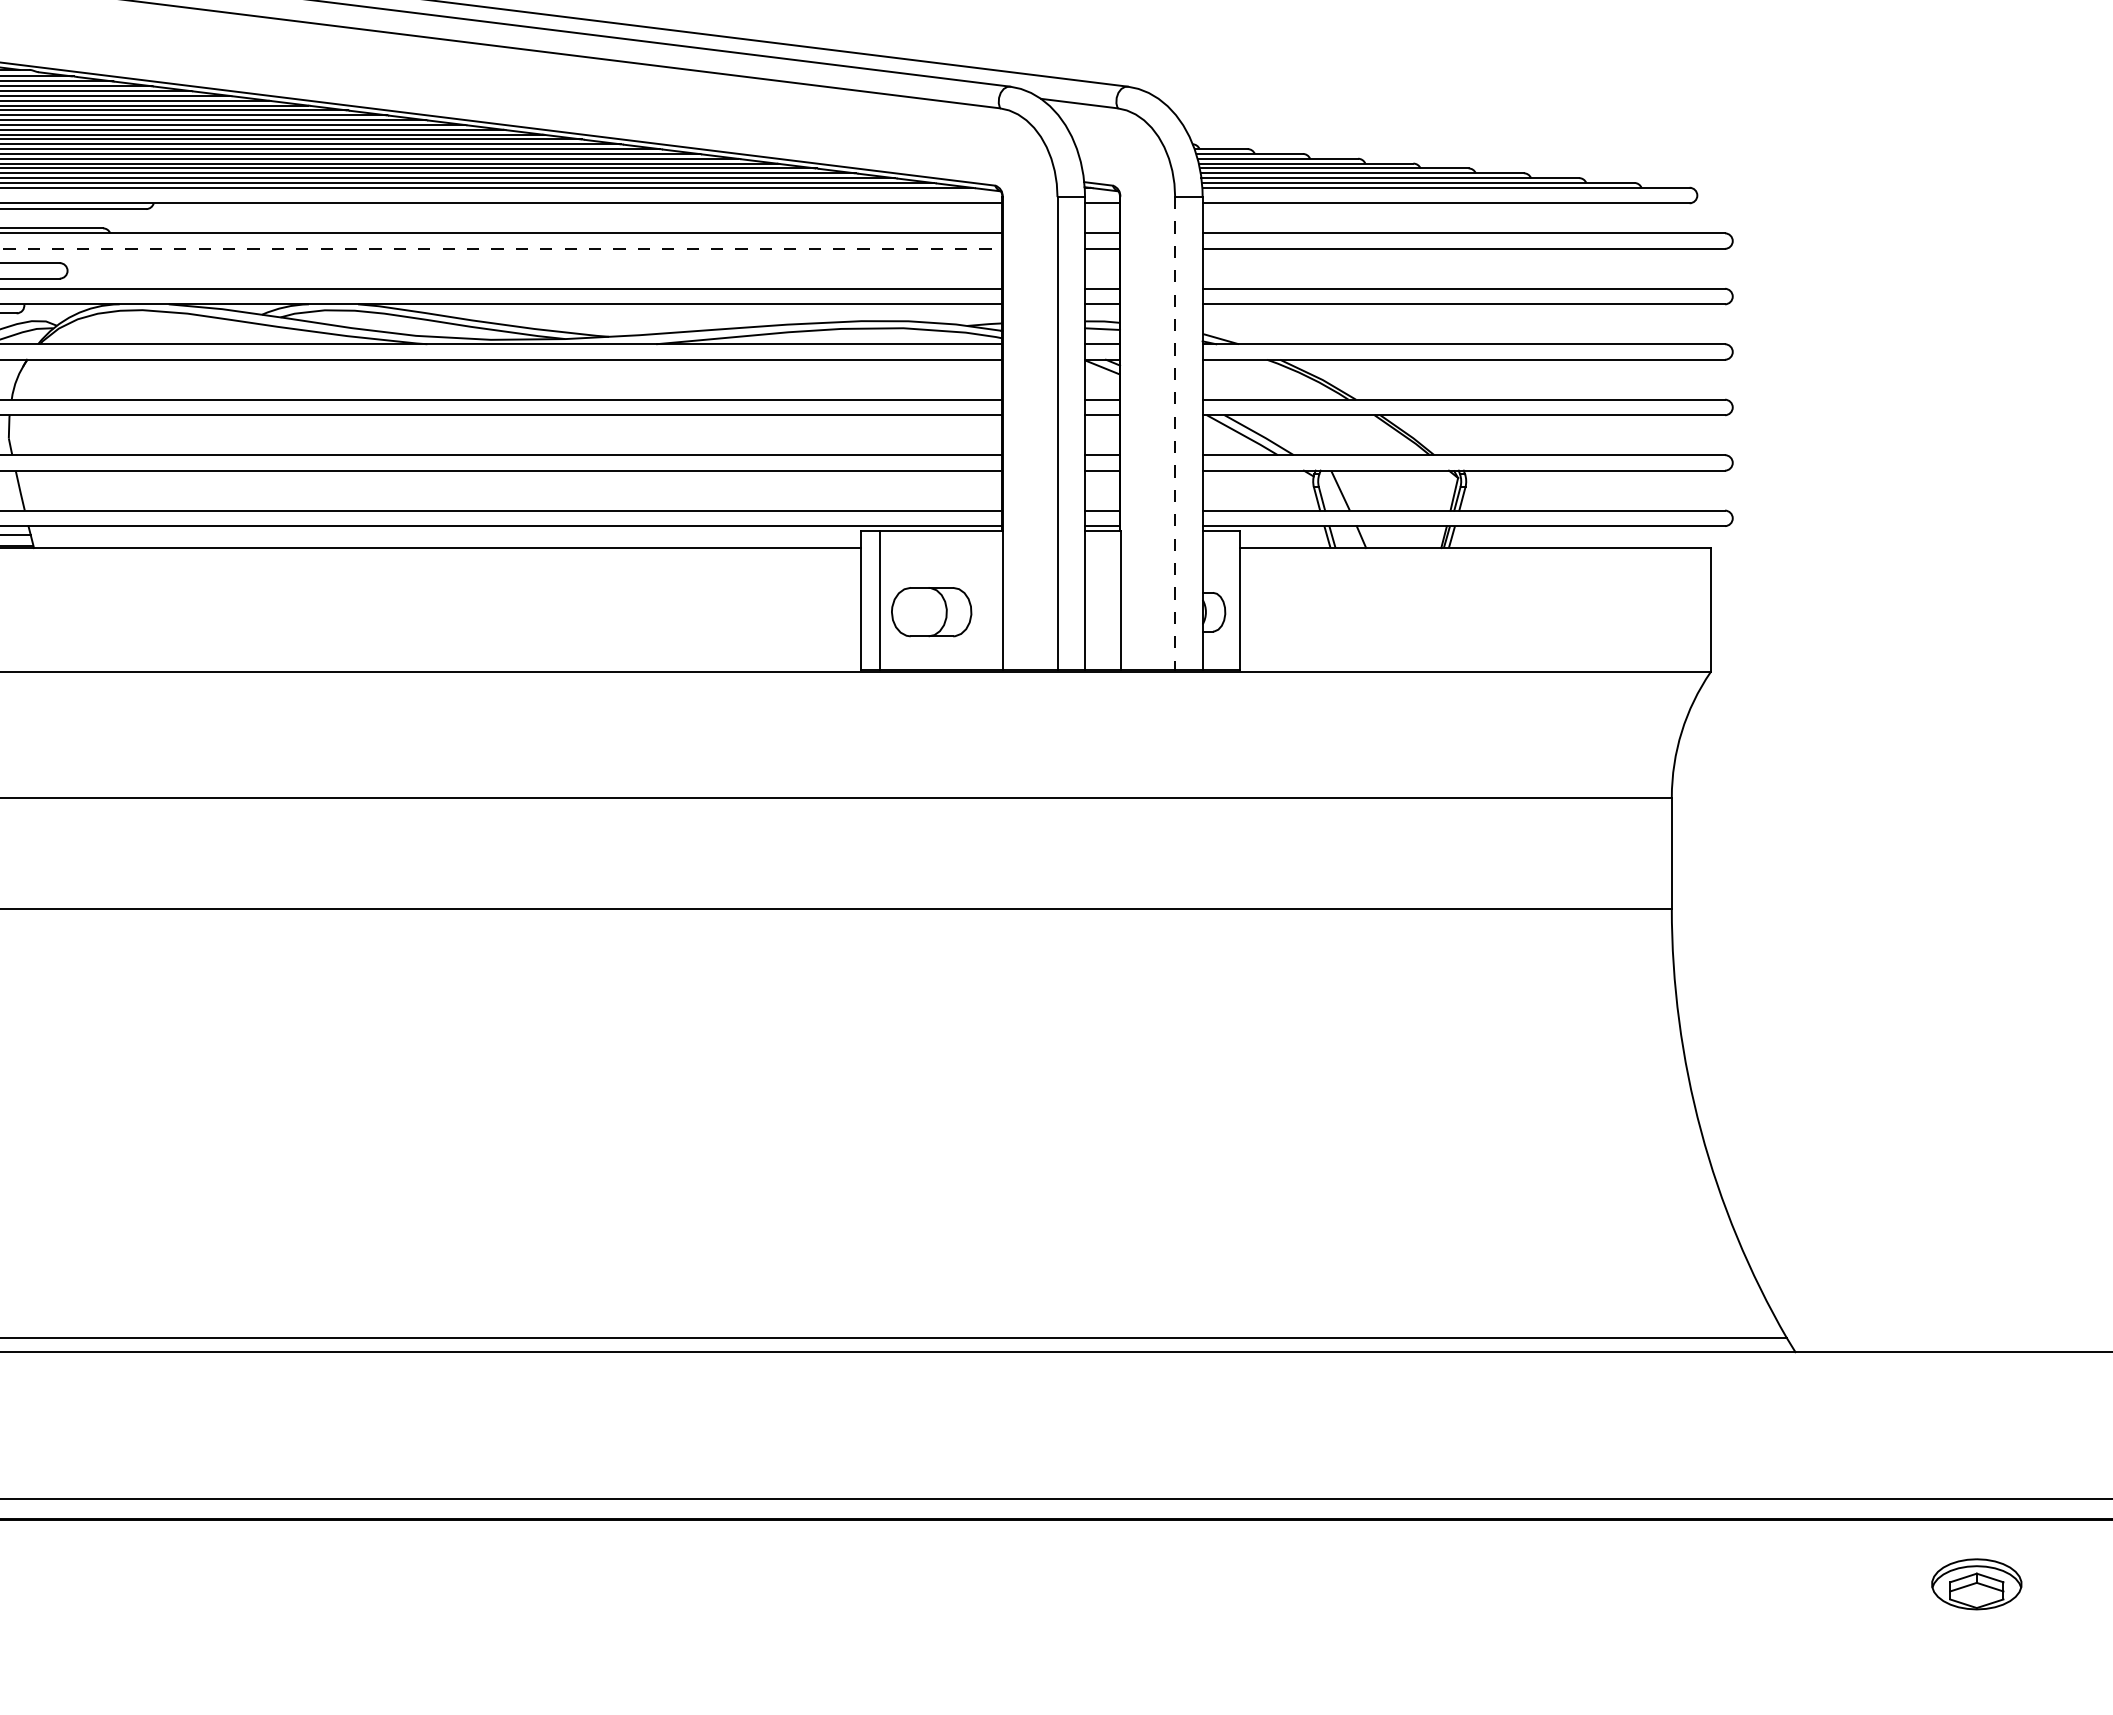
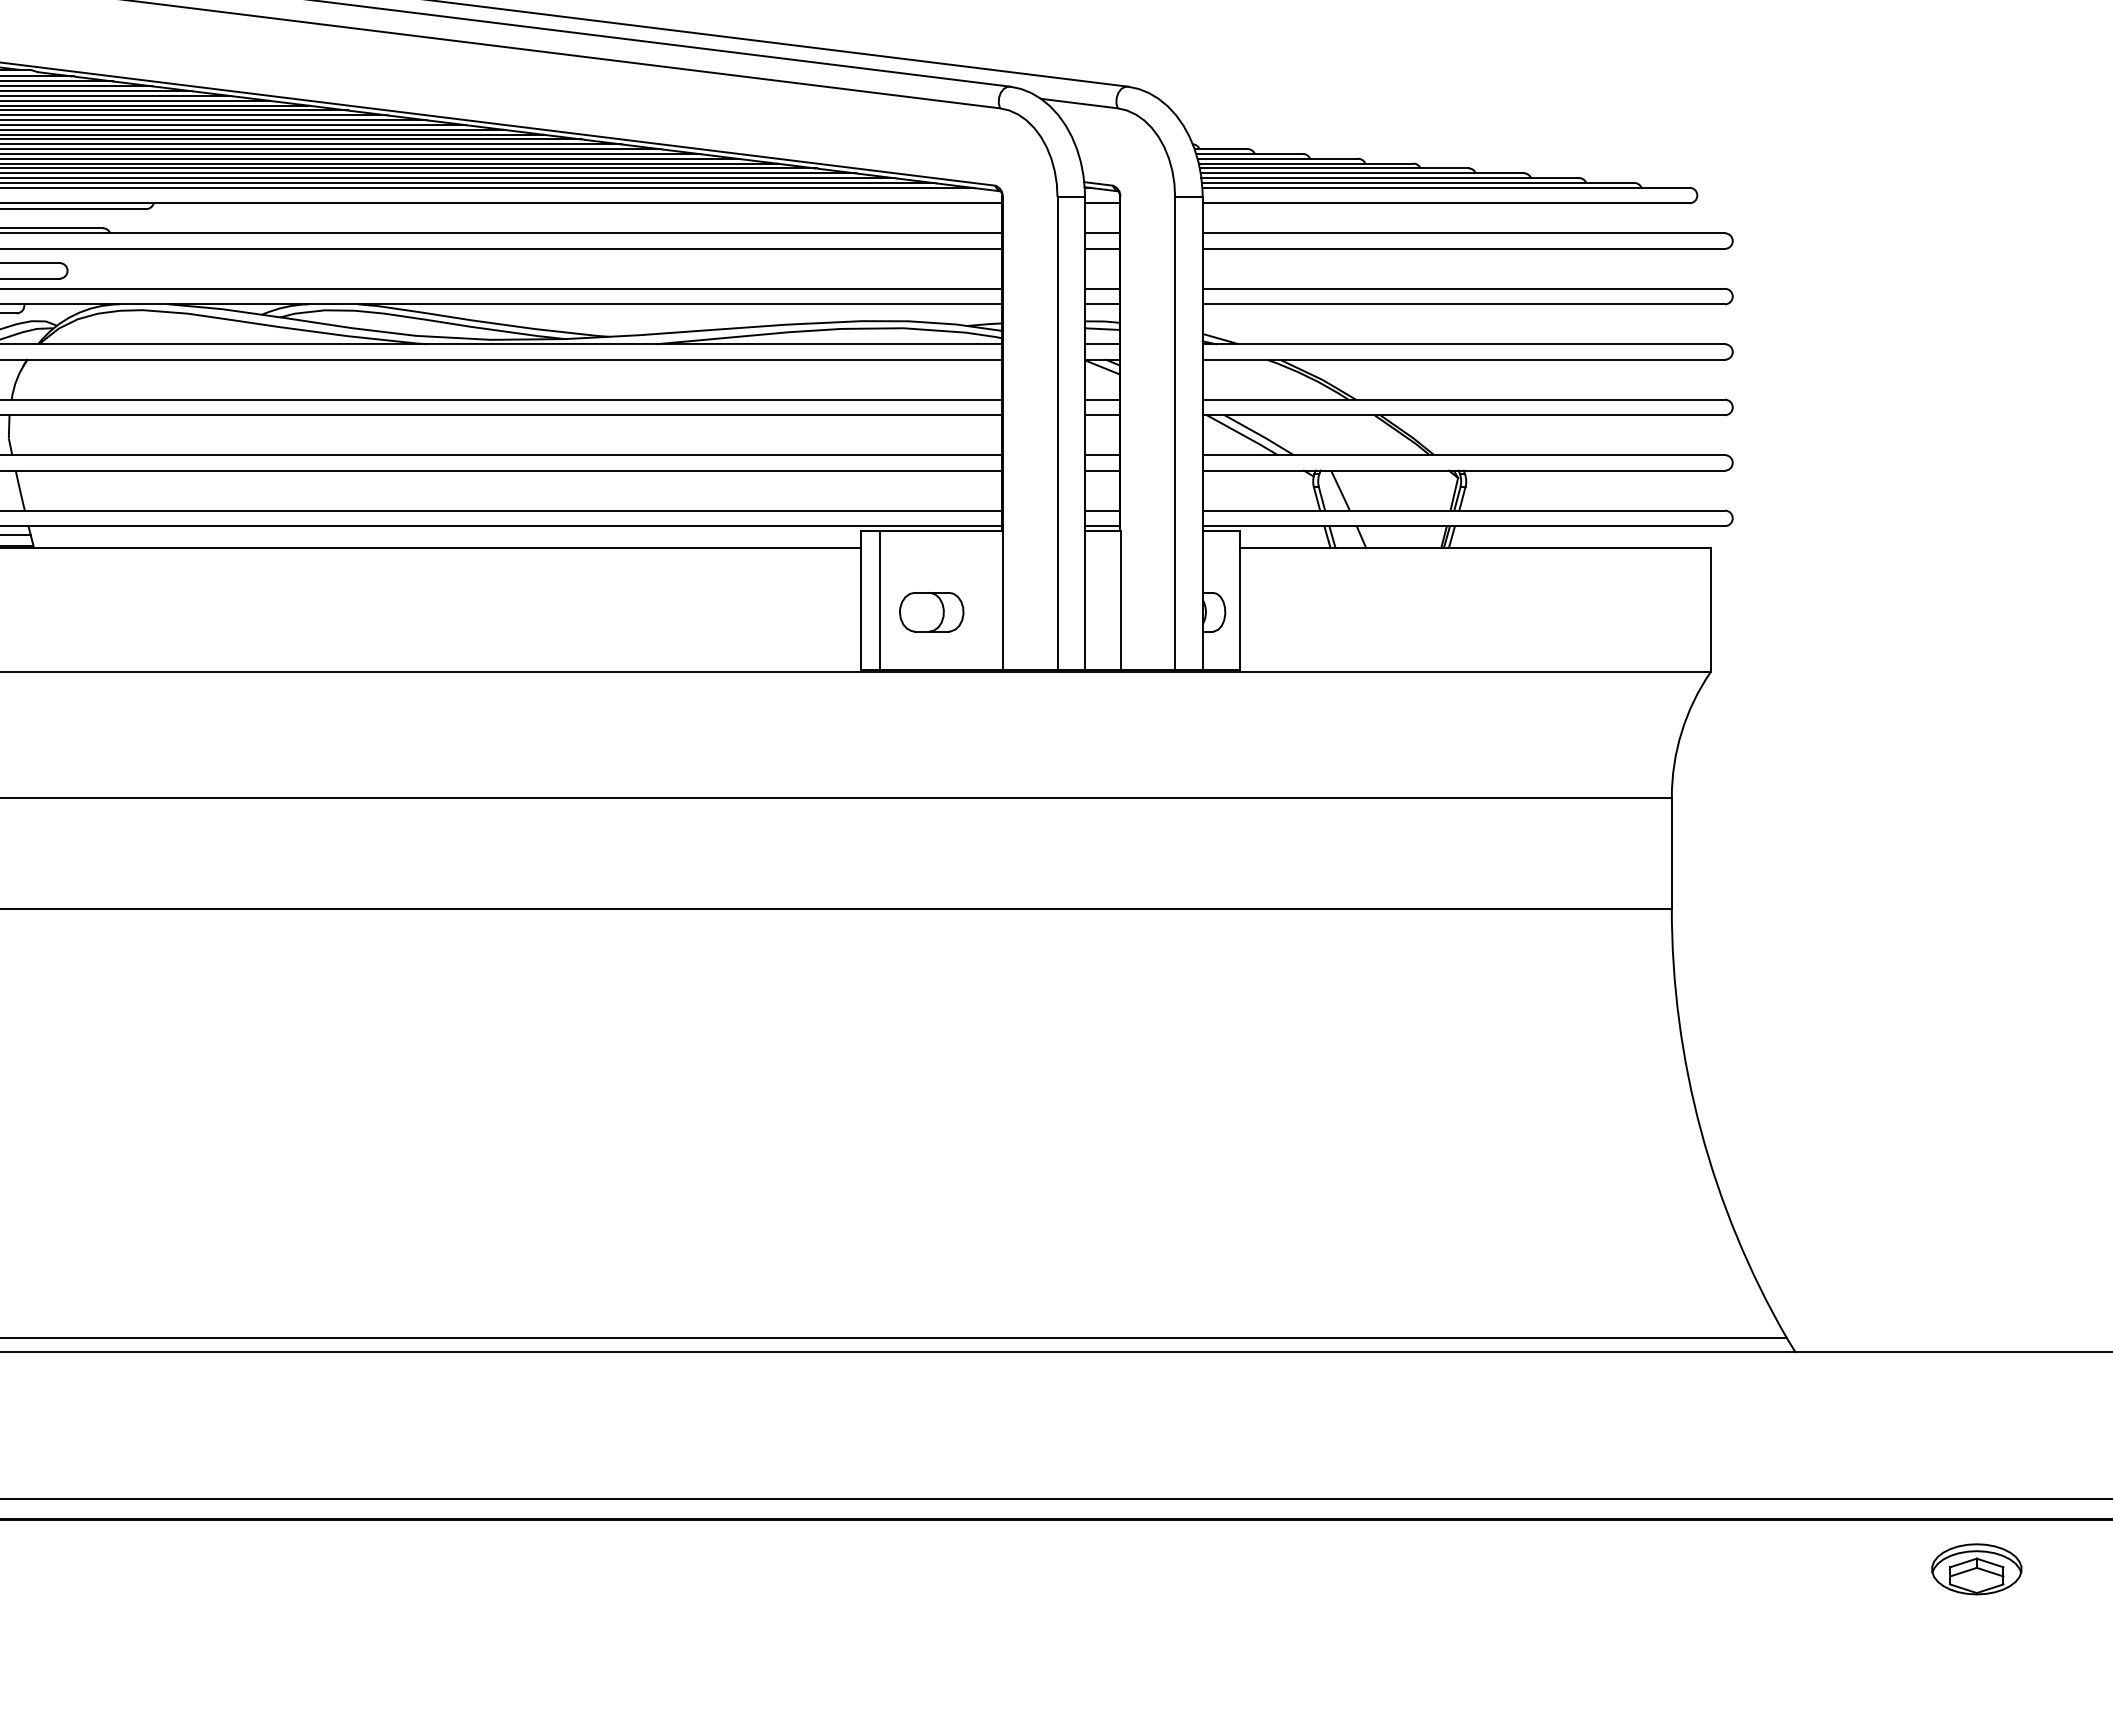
line: dashed -> solid (501, 248)
line: dashed -> solid (1175, 433)
part size: 82x51 px -> 66x41 px (931, 612)
part position: (1976, 1584) -> (1976, 1569) (1976, 1569)
